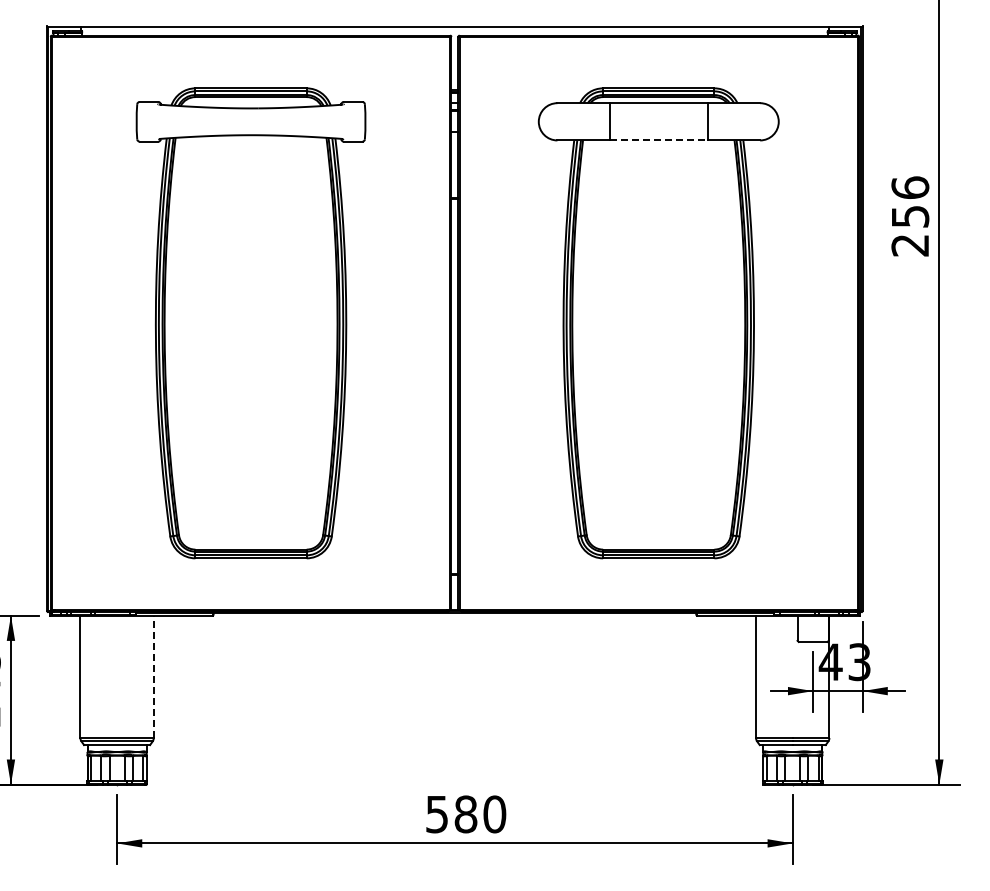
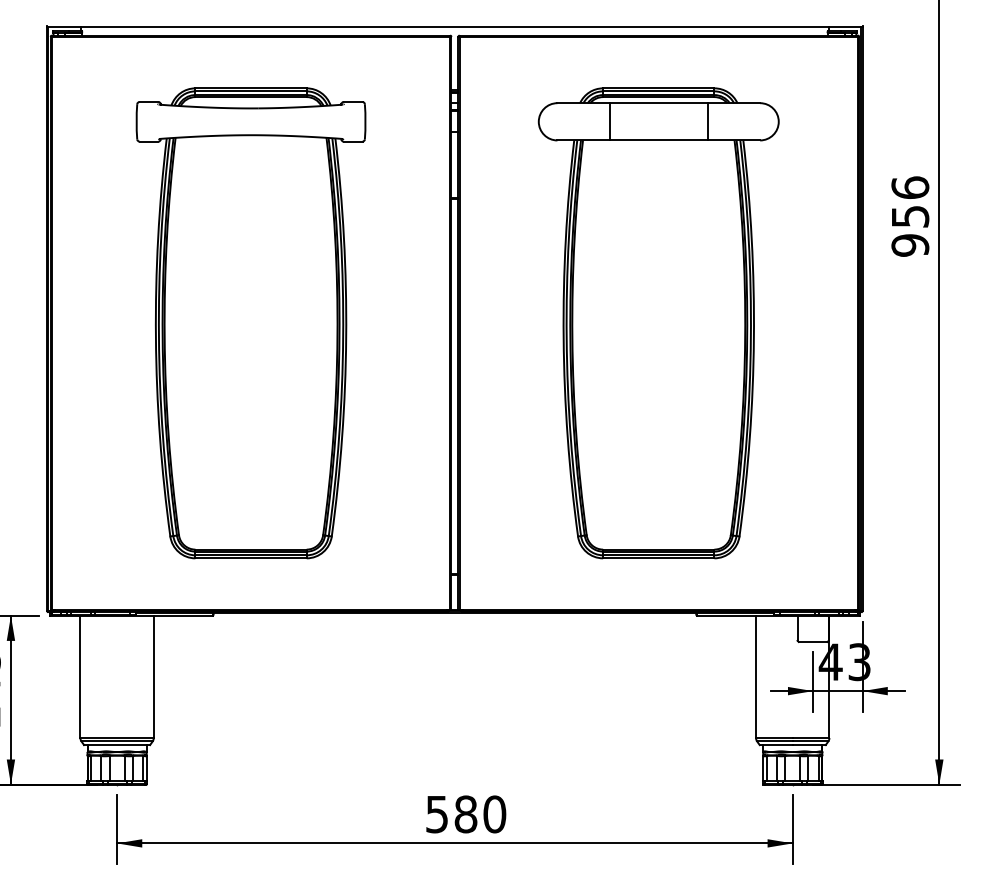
line: dashed -> solid (658, 140)
text: 256 -> 956 (910, 245)
line: dashed -> solid (153, 676)
